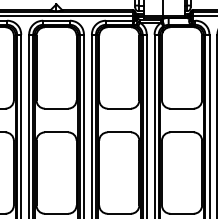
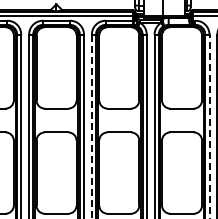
line: solid -> dashed (91, 126)
line: solid -> dashed (209, 126)
